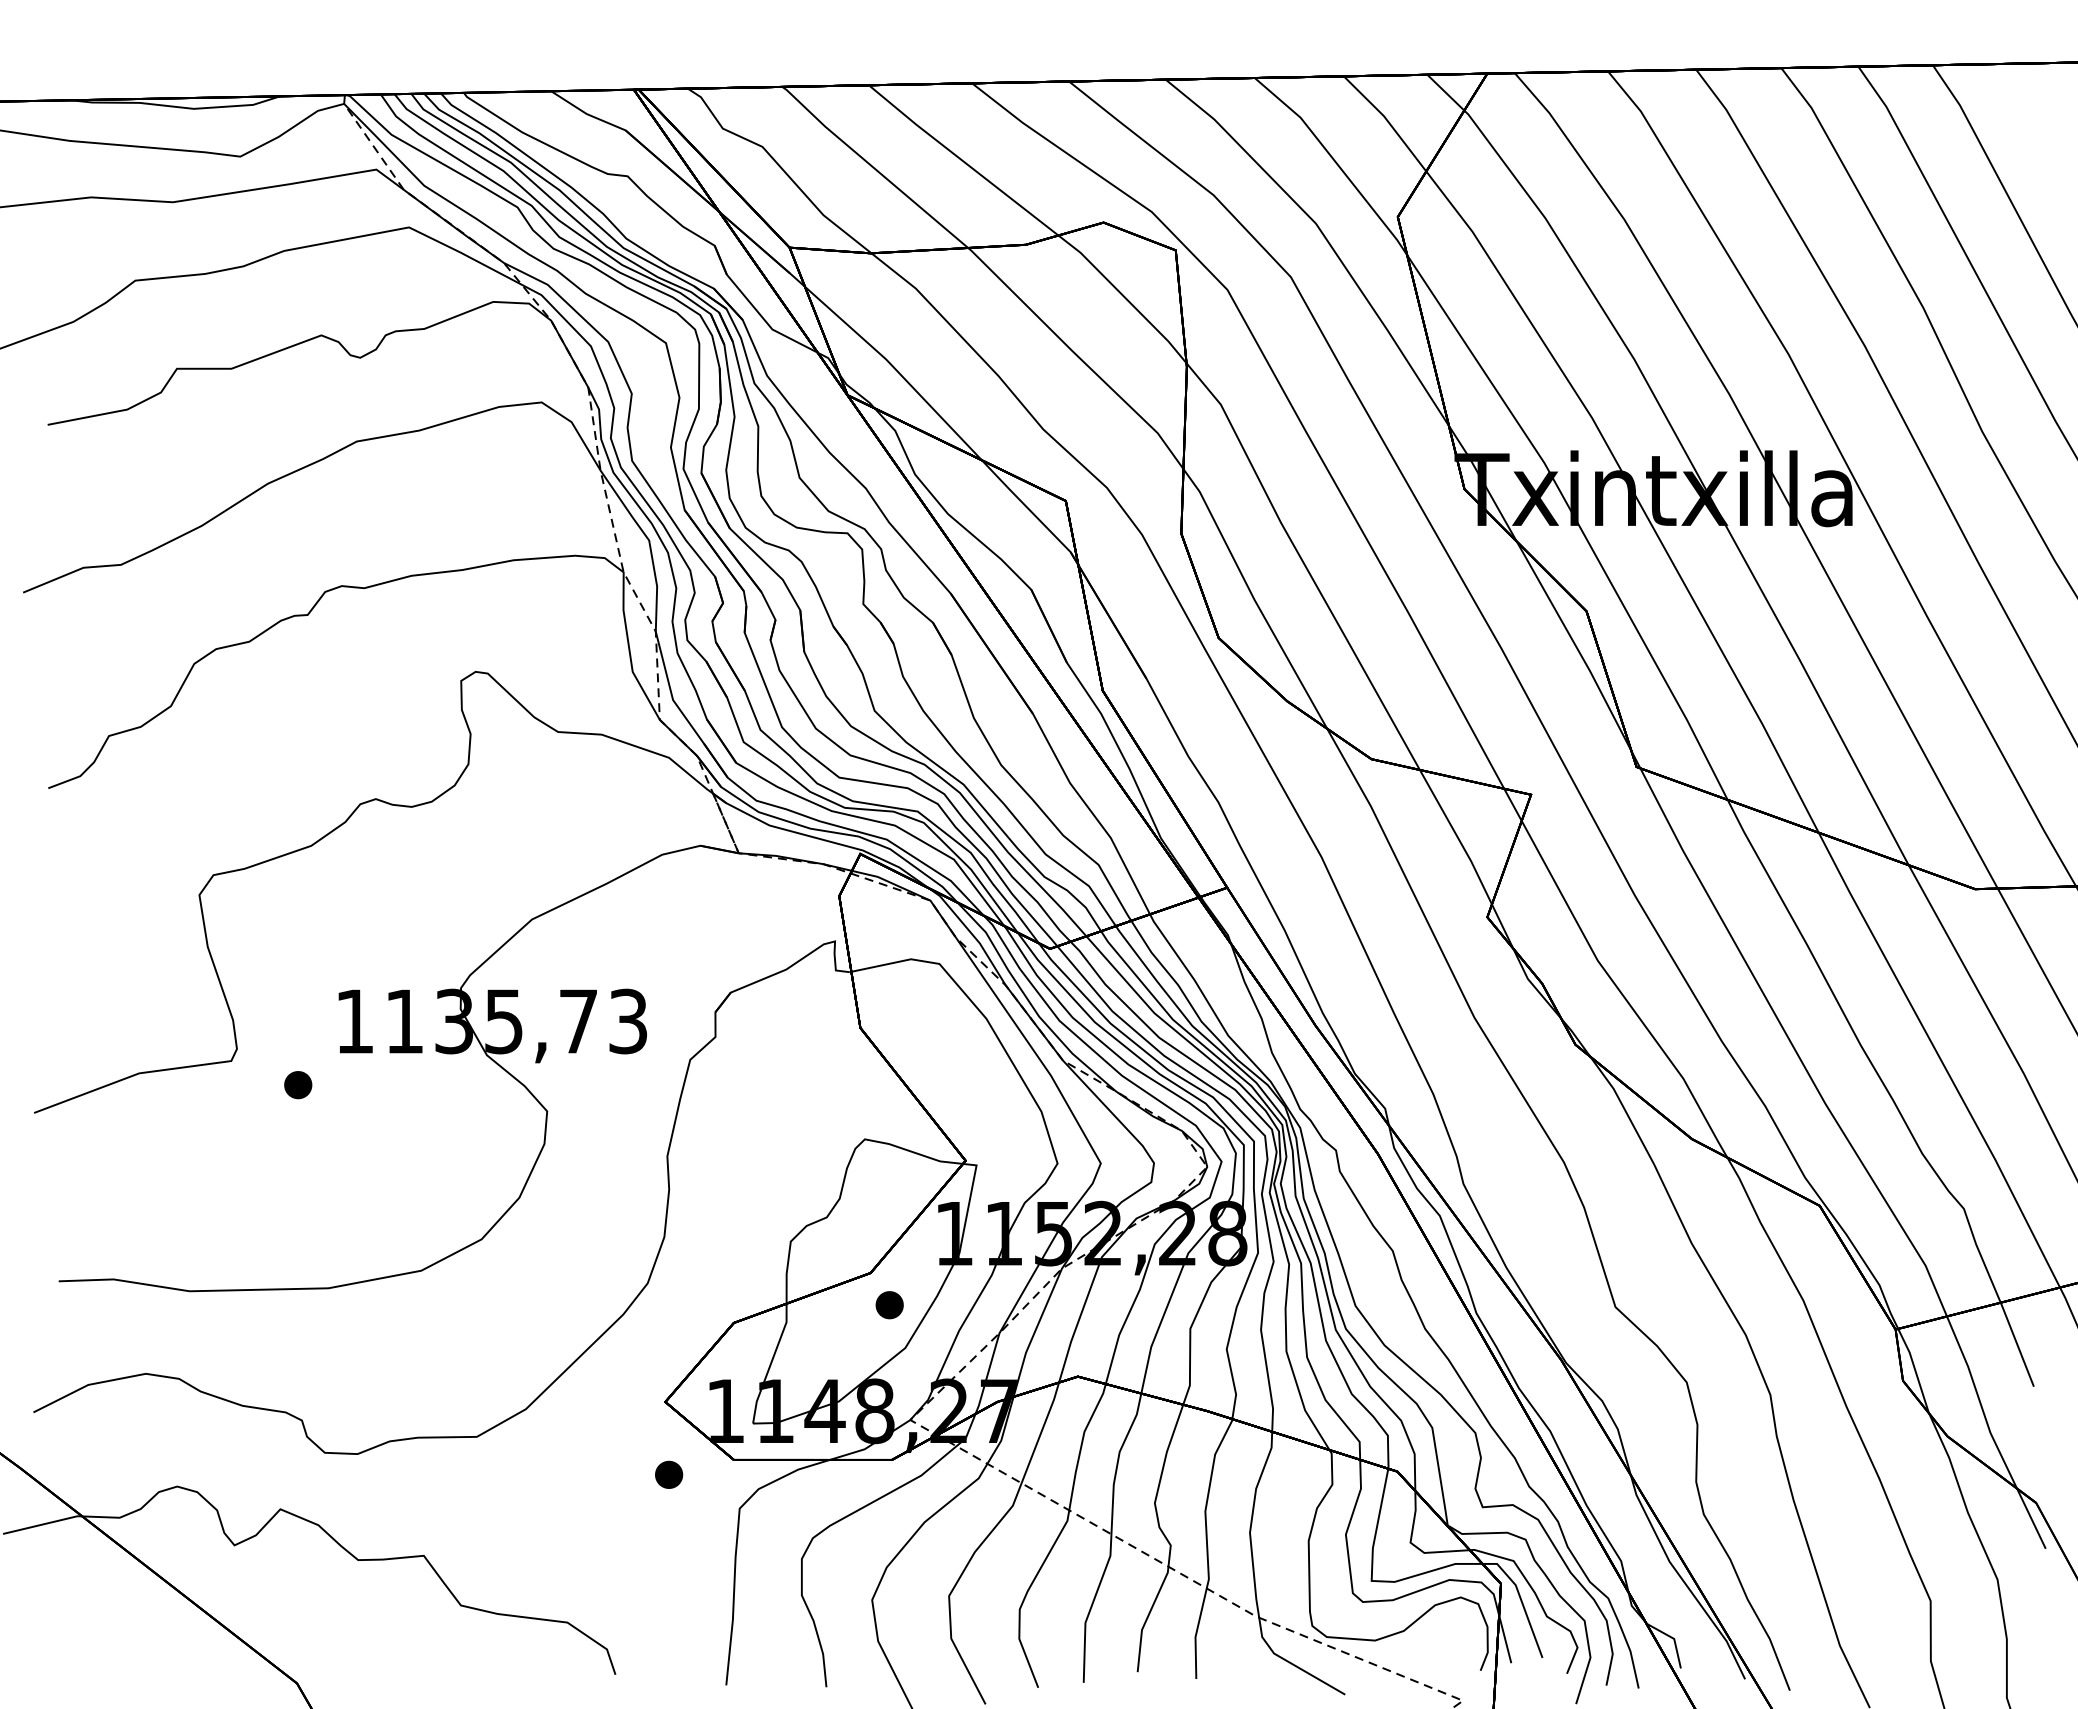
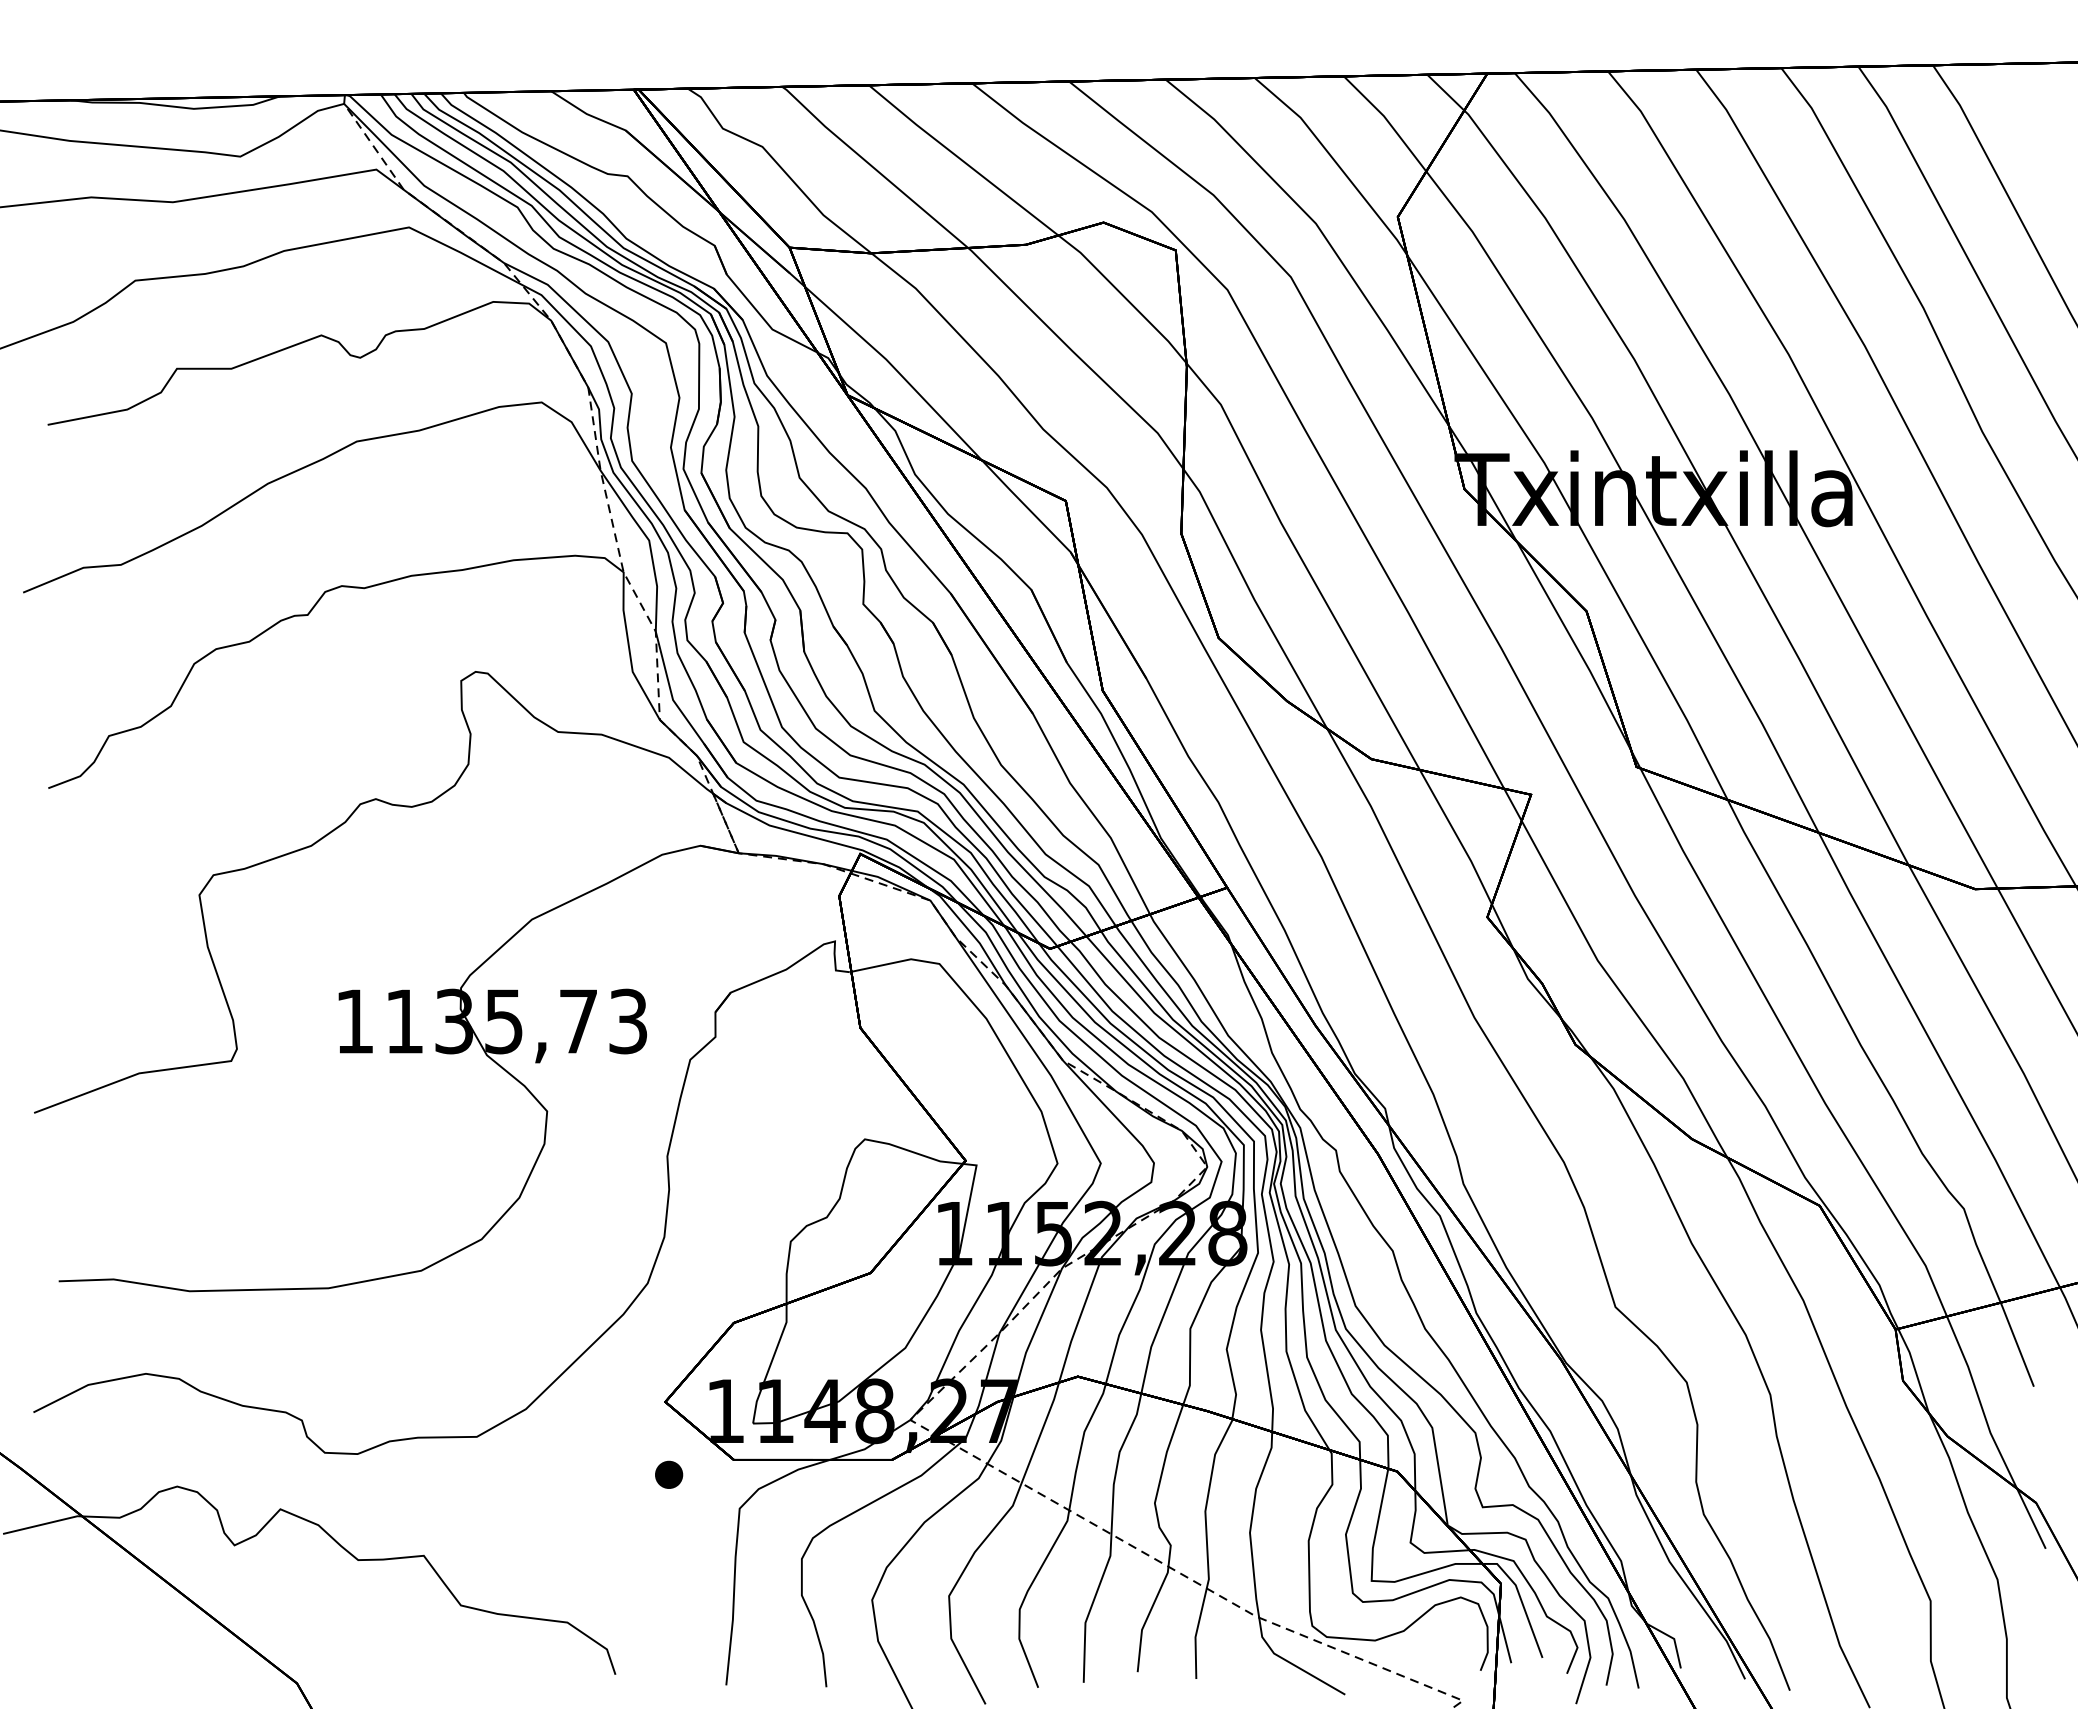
part: present -> none (298, 1085)
part: present -> none (889, 1305)
